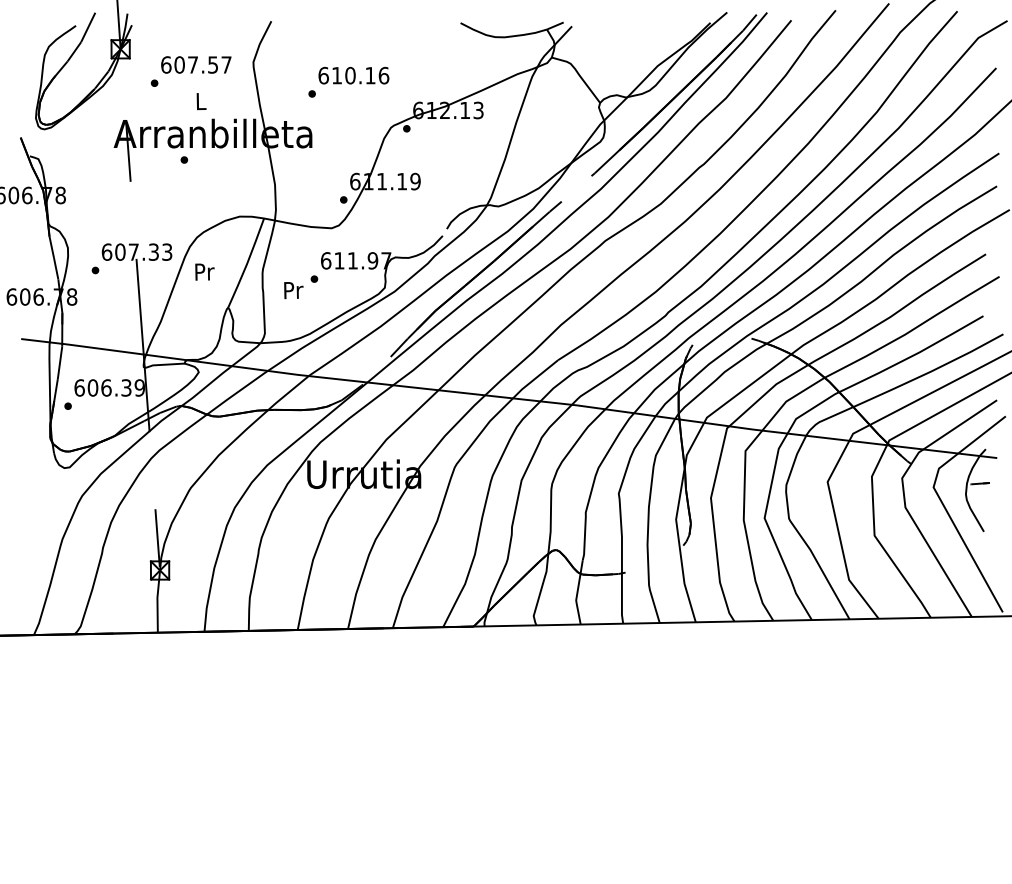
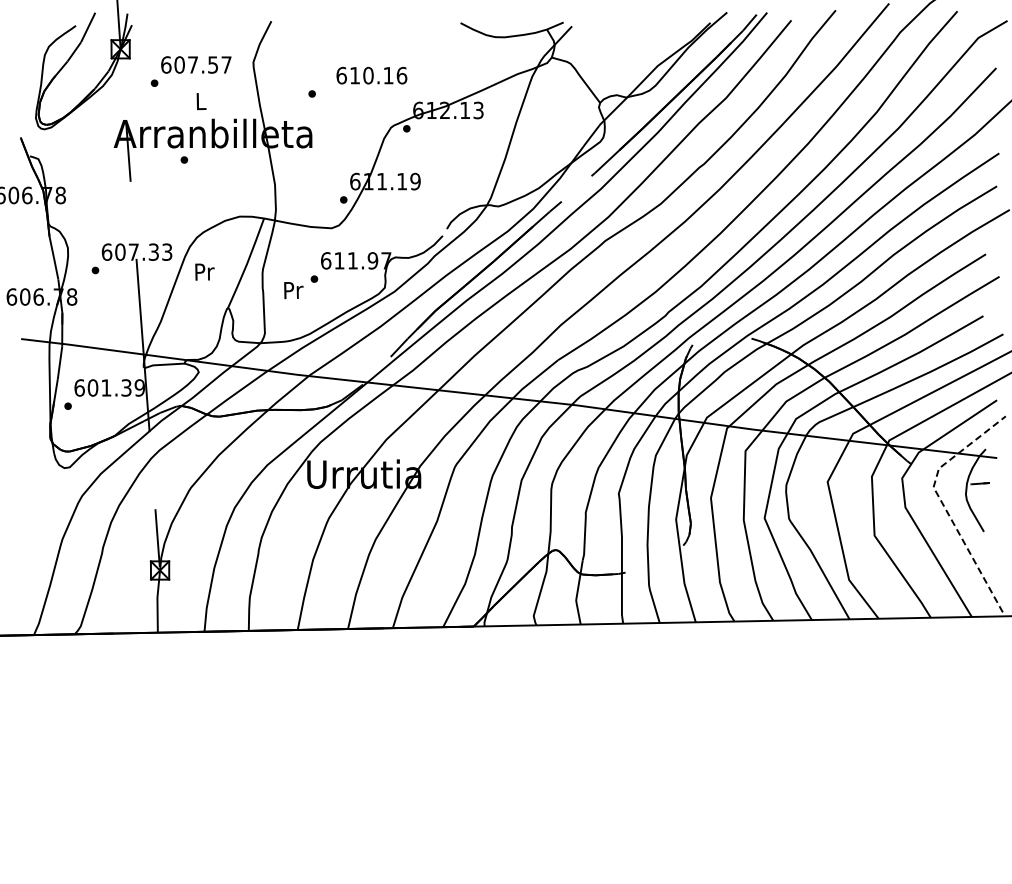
text position: (353, 75) -> (371, 75) (371, 75)
text: 606.39 -> 601.39 (106, 387)
line: solid -> dashed (942, 503)
